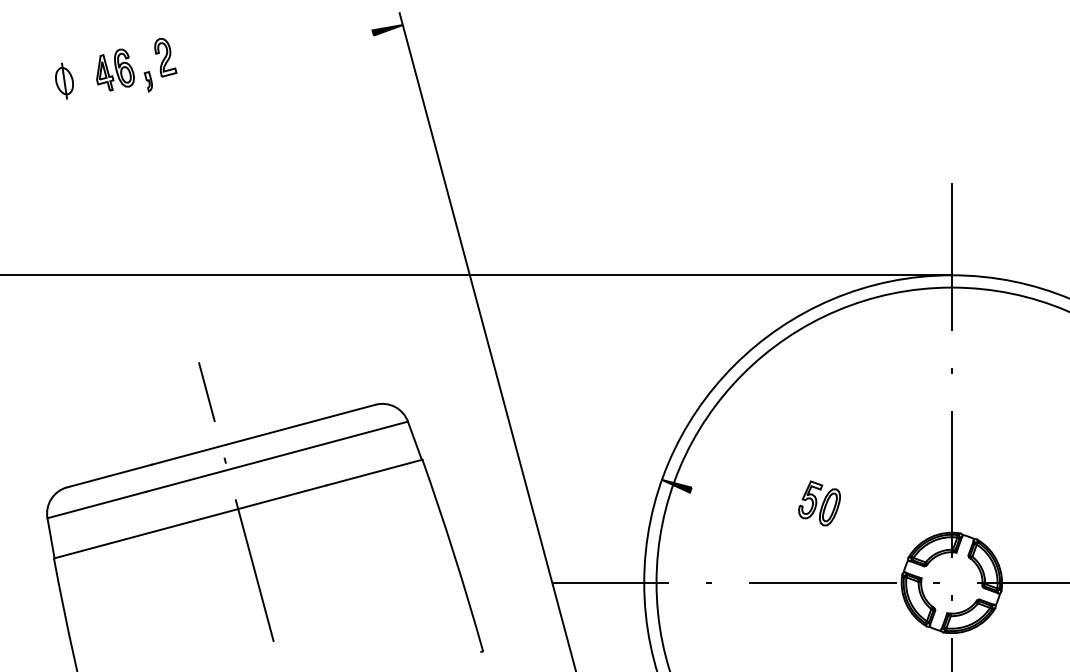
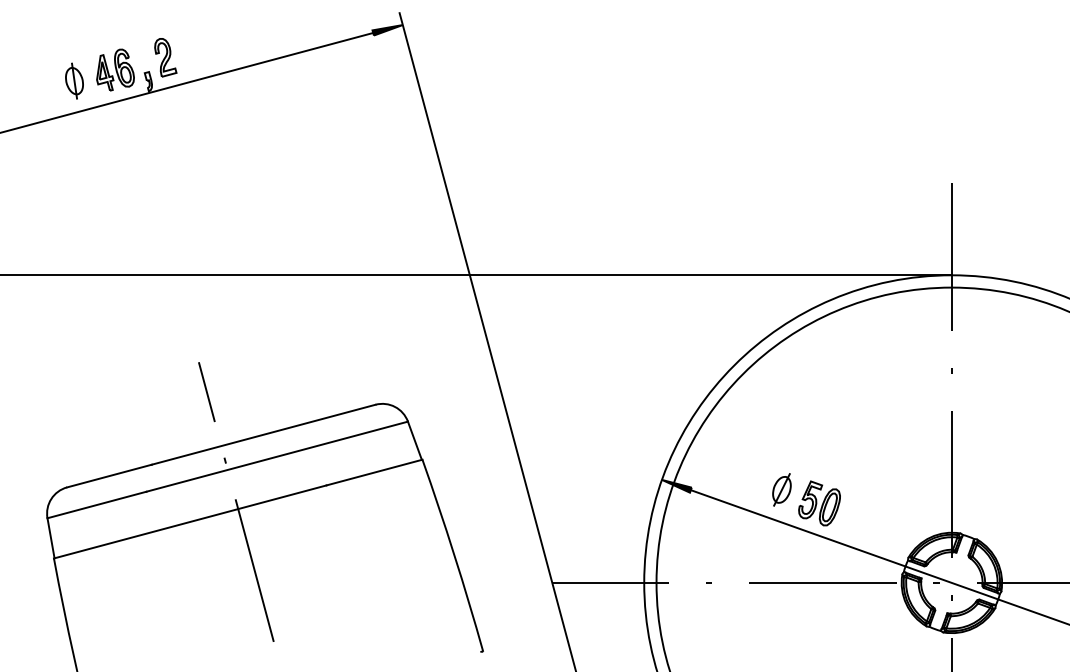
part position: (64, 80) -> (74, 80) (74, 80)
line: none -> present (187, 82)
part: none -> present (781, 489)
line: none -> present (878, 556)
